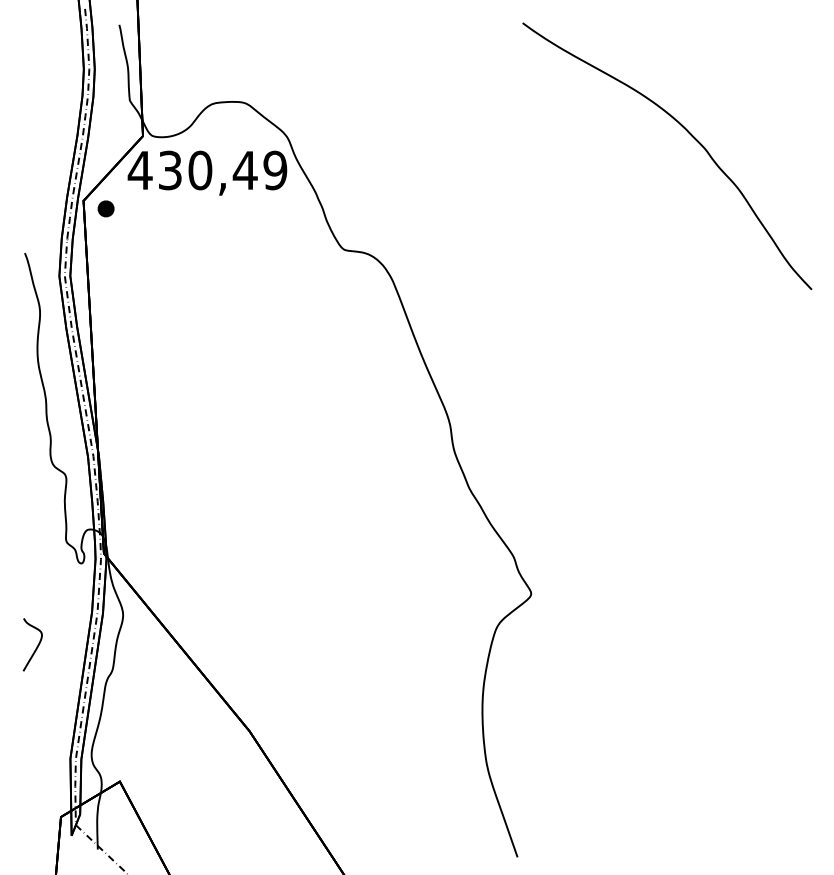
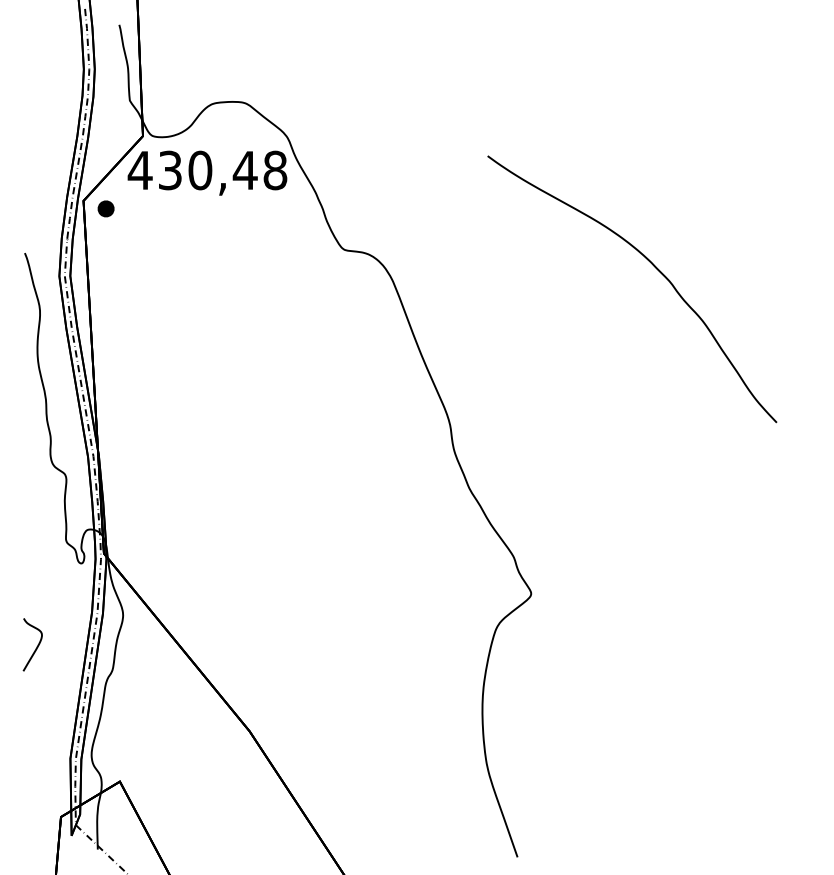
curve position: (689, 134) -> (654, 267) (654, 267)
text: 430,49 -> 430,48 (275, 170)
